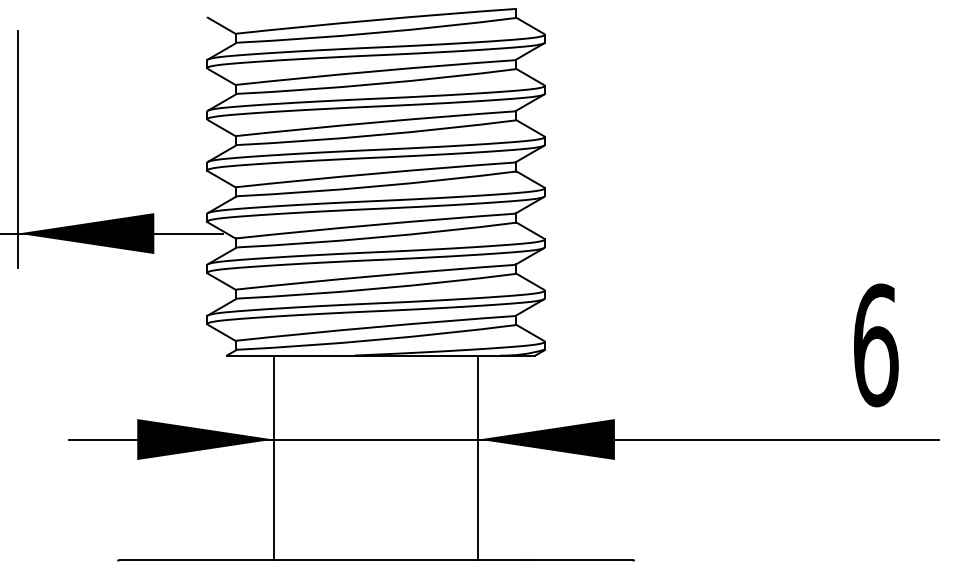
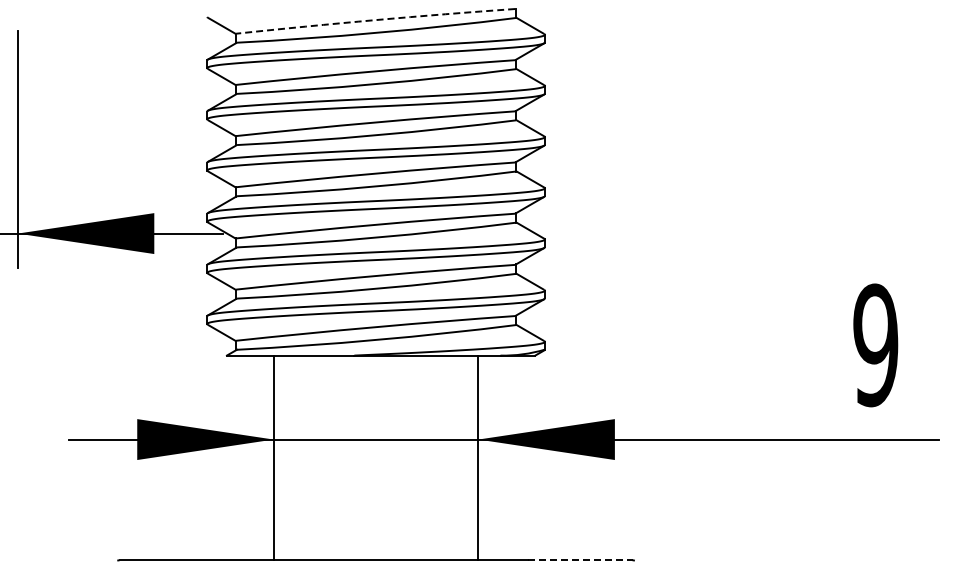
arc: solid -> dashed (375, 20)
text: 6 -> 9 (875, 345)
line: solid -> dashed (580, 560)
